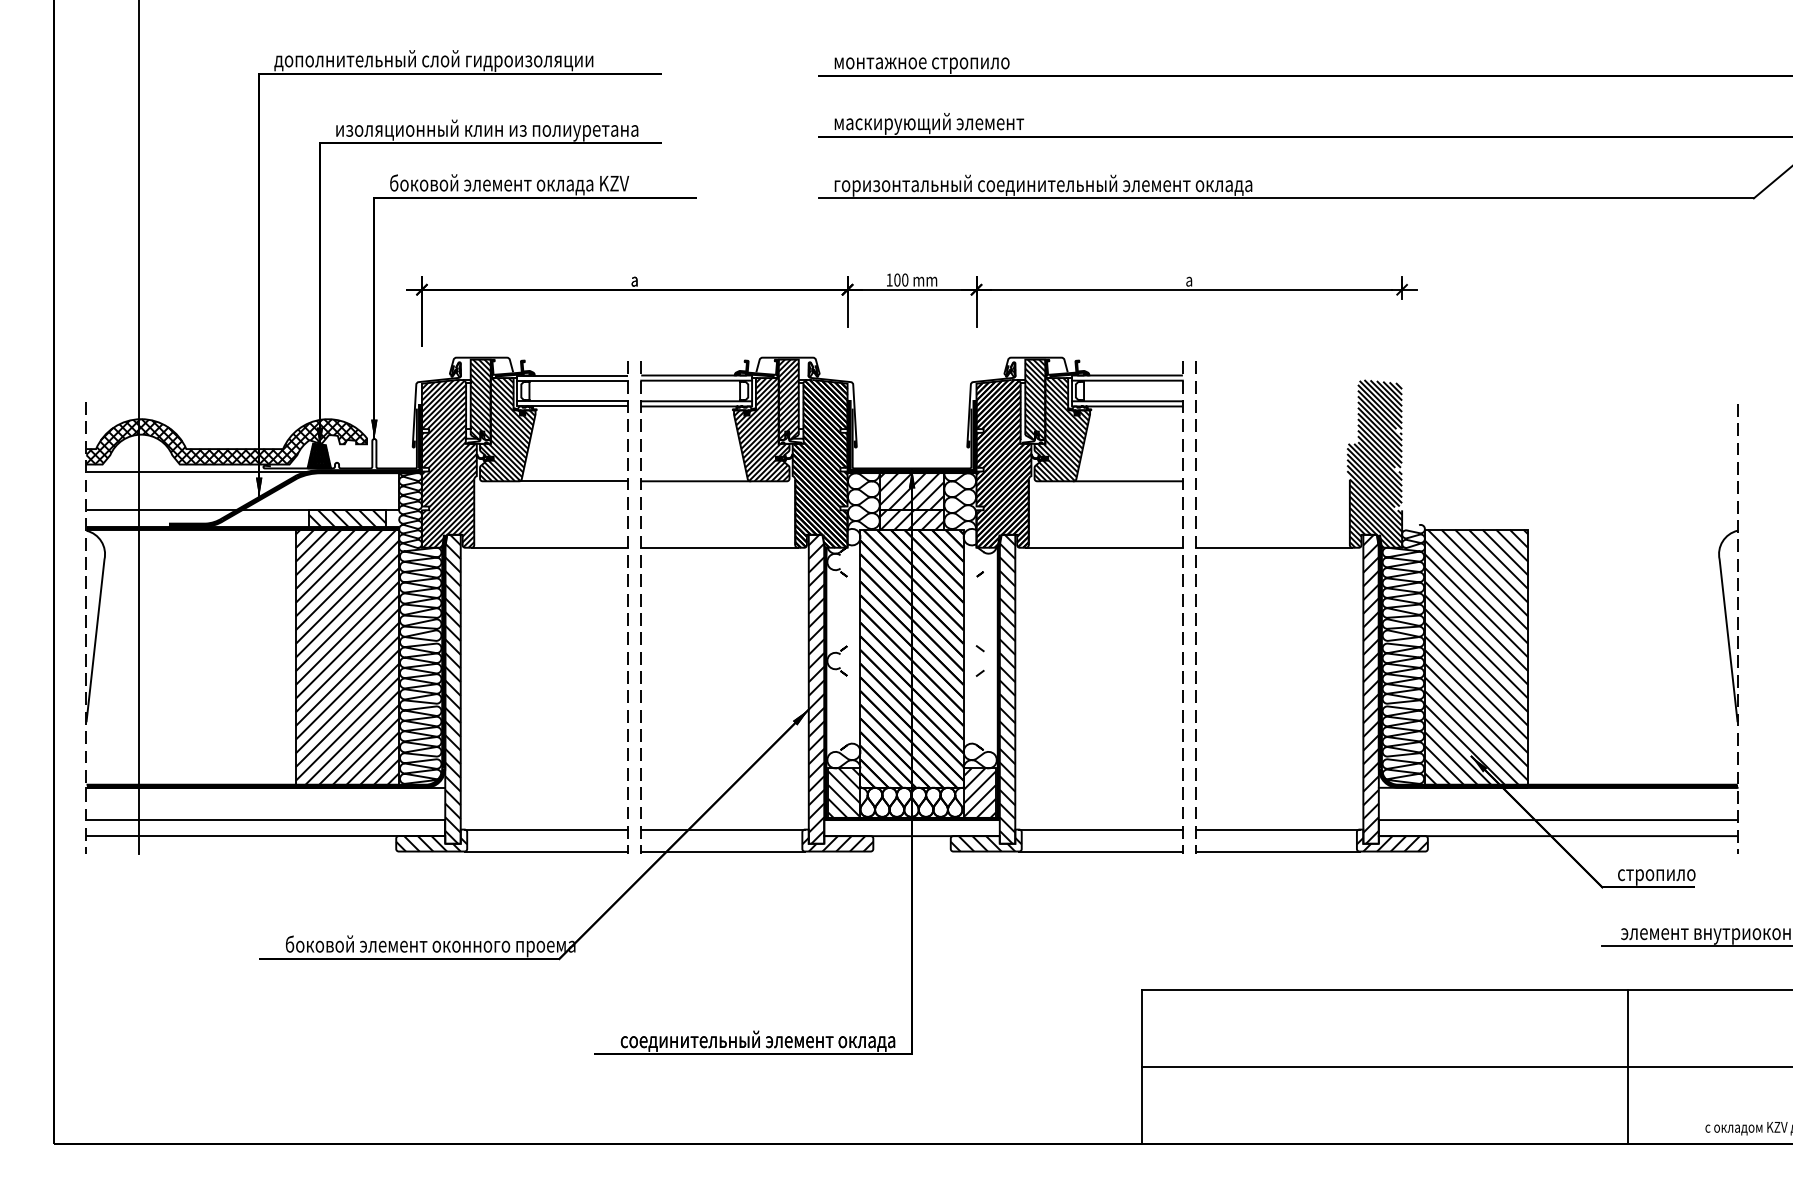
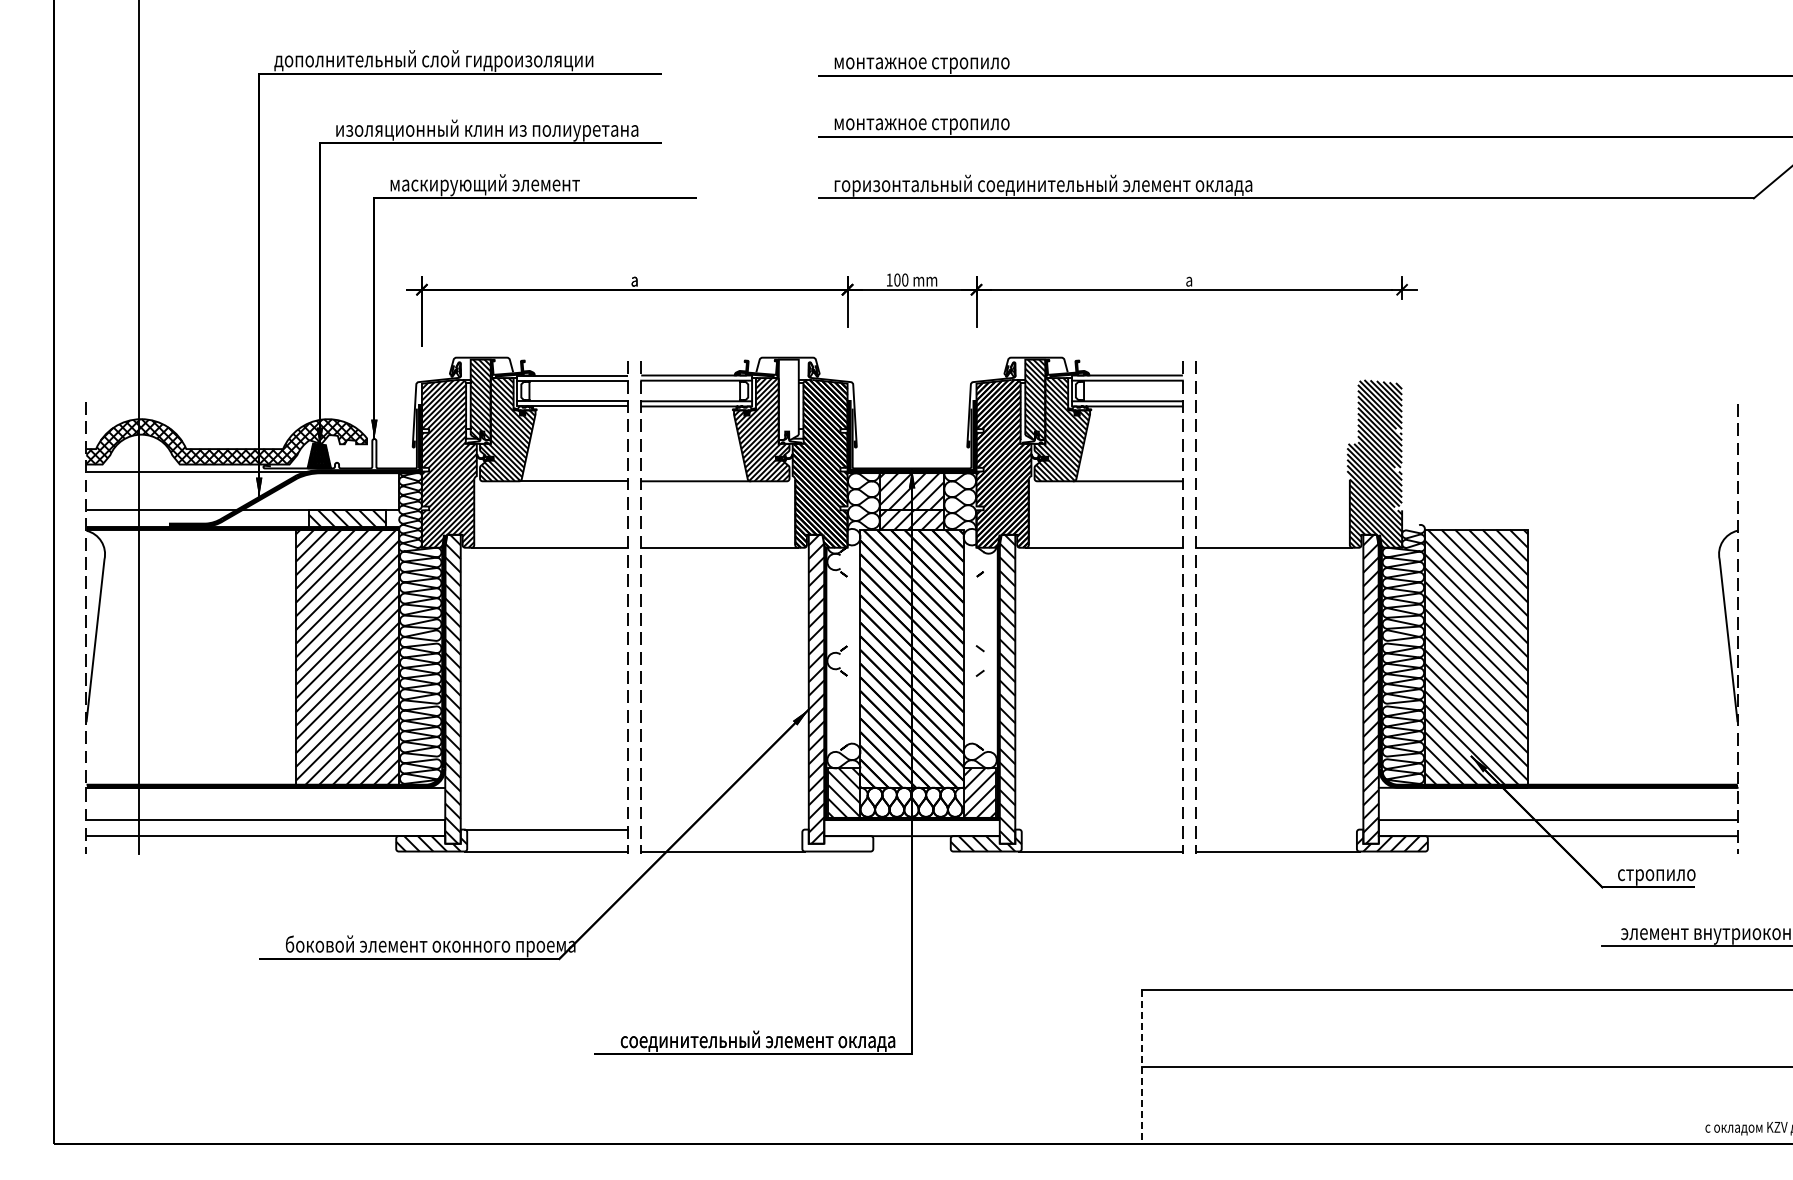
text: маскирующий элемент -> монтажное стропило (935, 123)
text: боковой элемент оклада KZV -> маскирующий элемент (509, 185)
hatch: present -> none (788, 399)
line: present -> none (722, 829)
line: present -> none (1100, 829)
line: present -> none (1277, 829)
hatch: present -> none (837, 843)
line: present -> none (1628, 1066)
line: solid -> dashed (1141, 1067)
